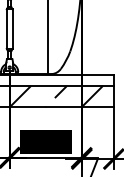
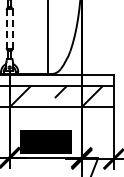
line: solid -> dashed (6, 29)
line: solid -> dashed (12, 29)
